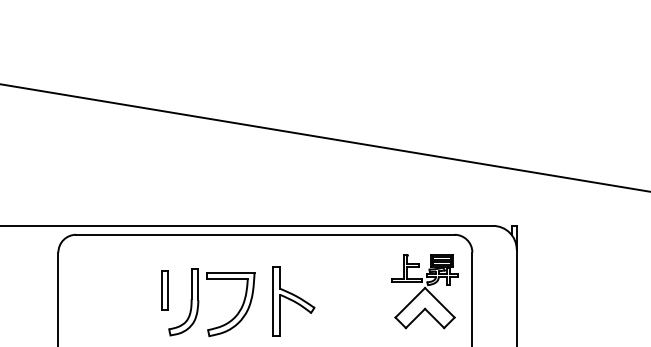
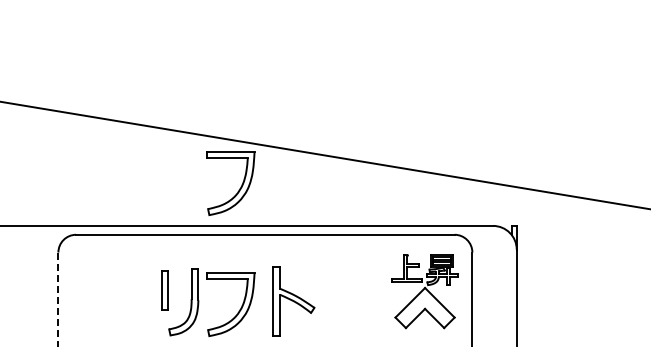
line position: (324, 137) -> (324, 155) (324, 155)
part: none -> present (239, 188)
line: solid -> dashed (58, 299)
